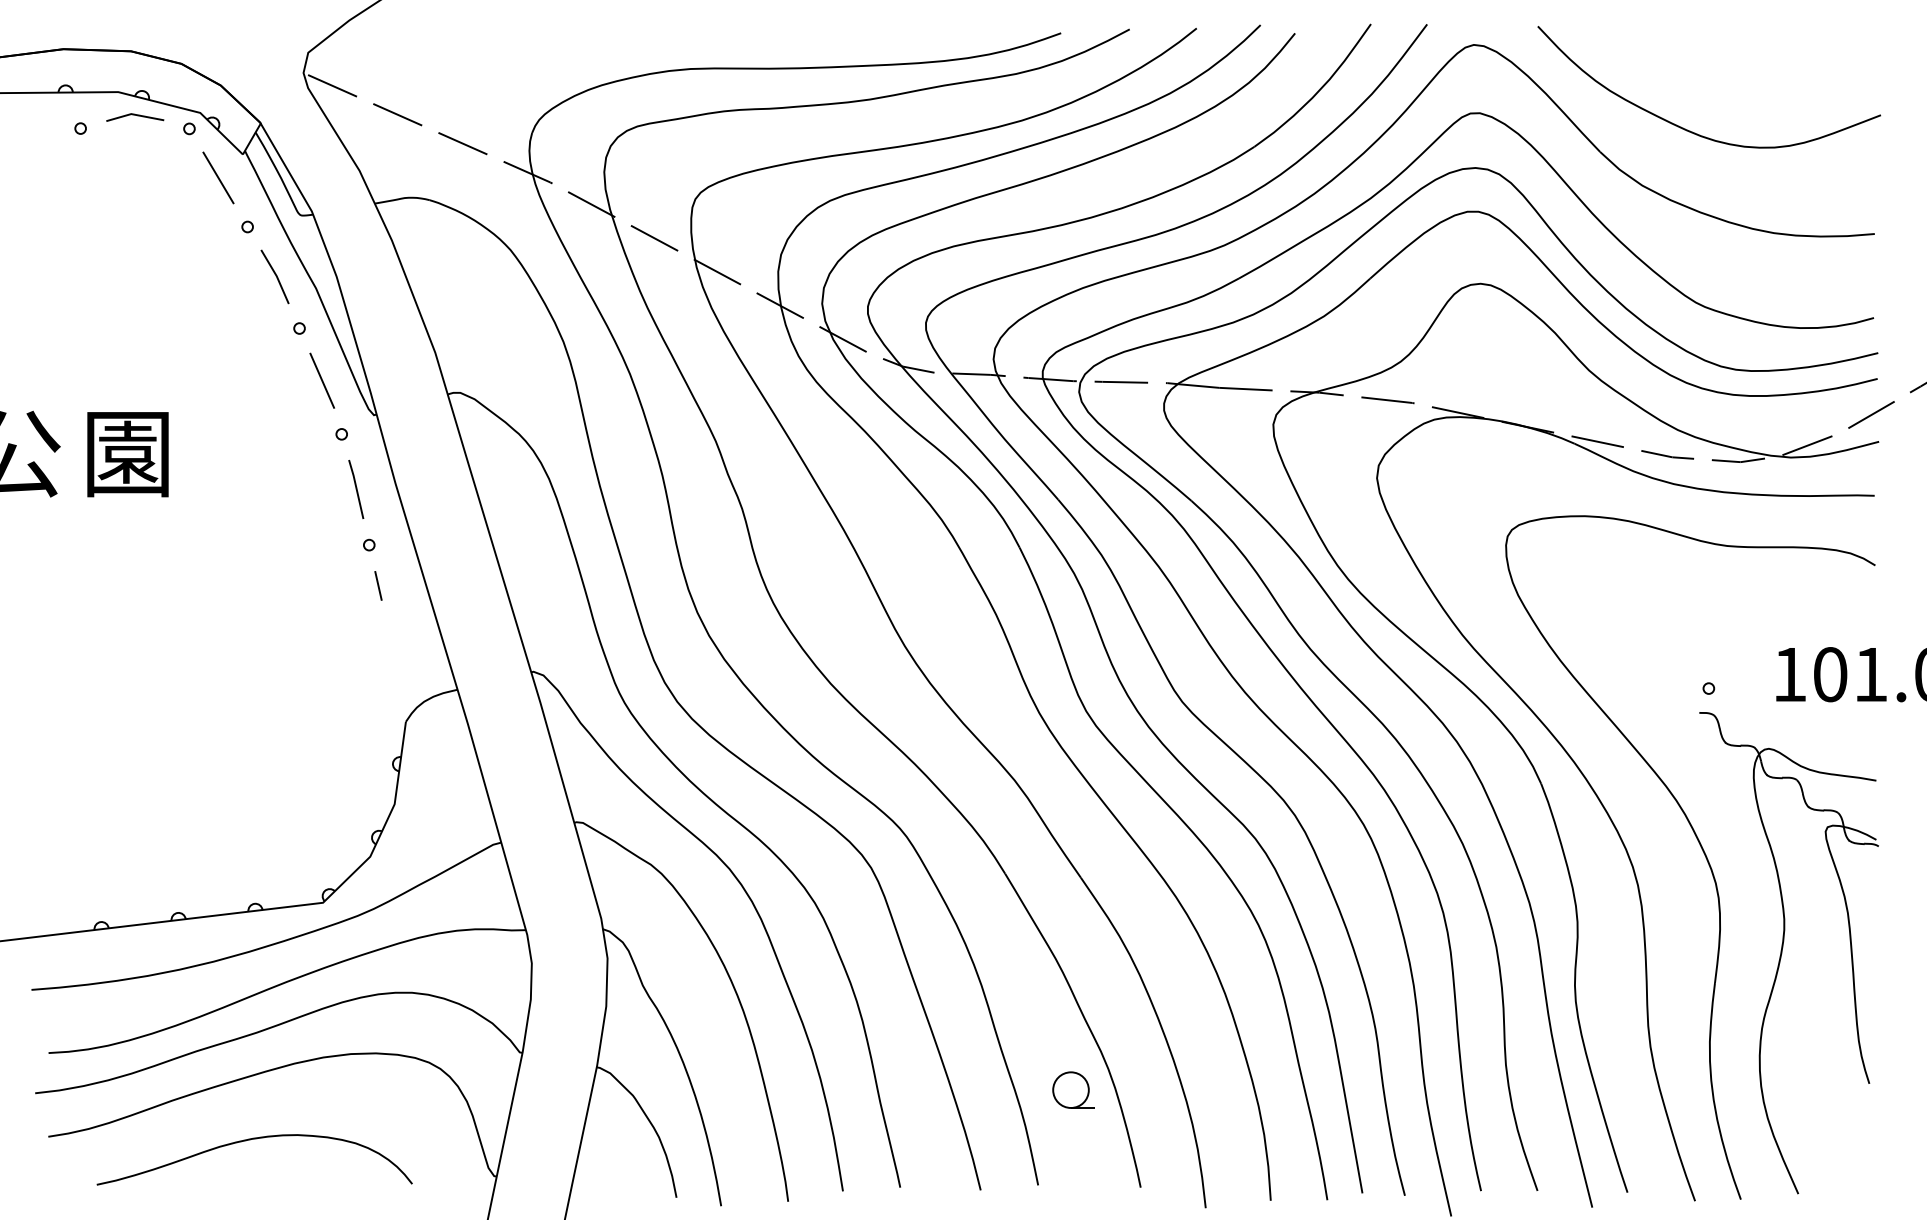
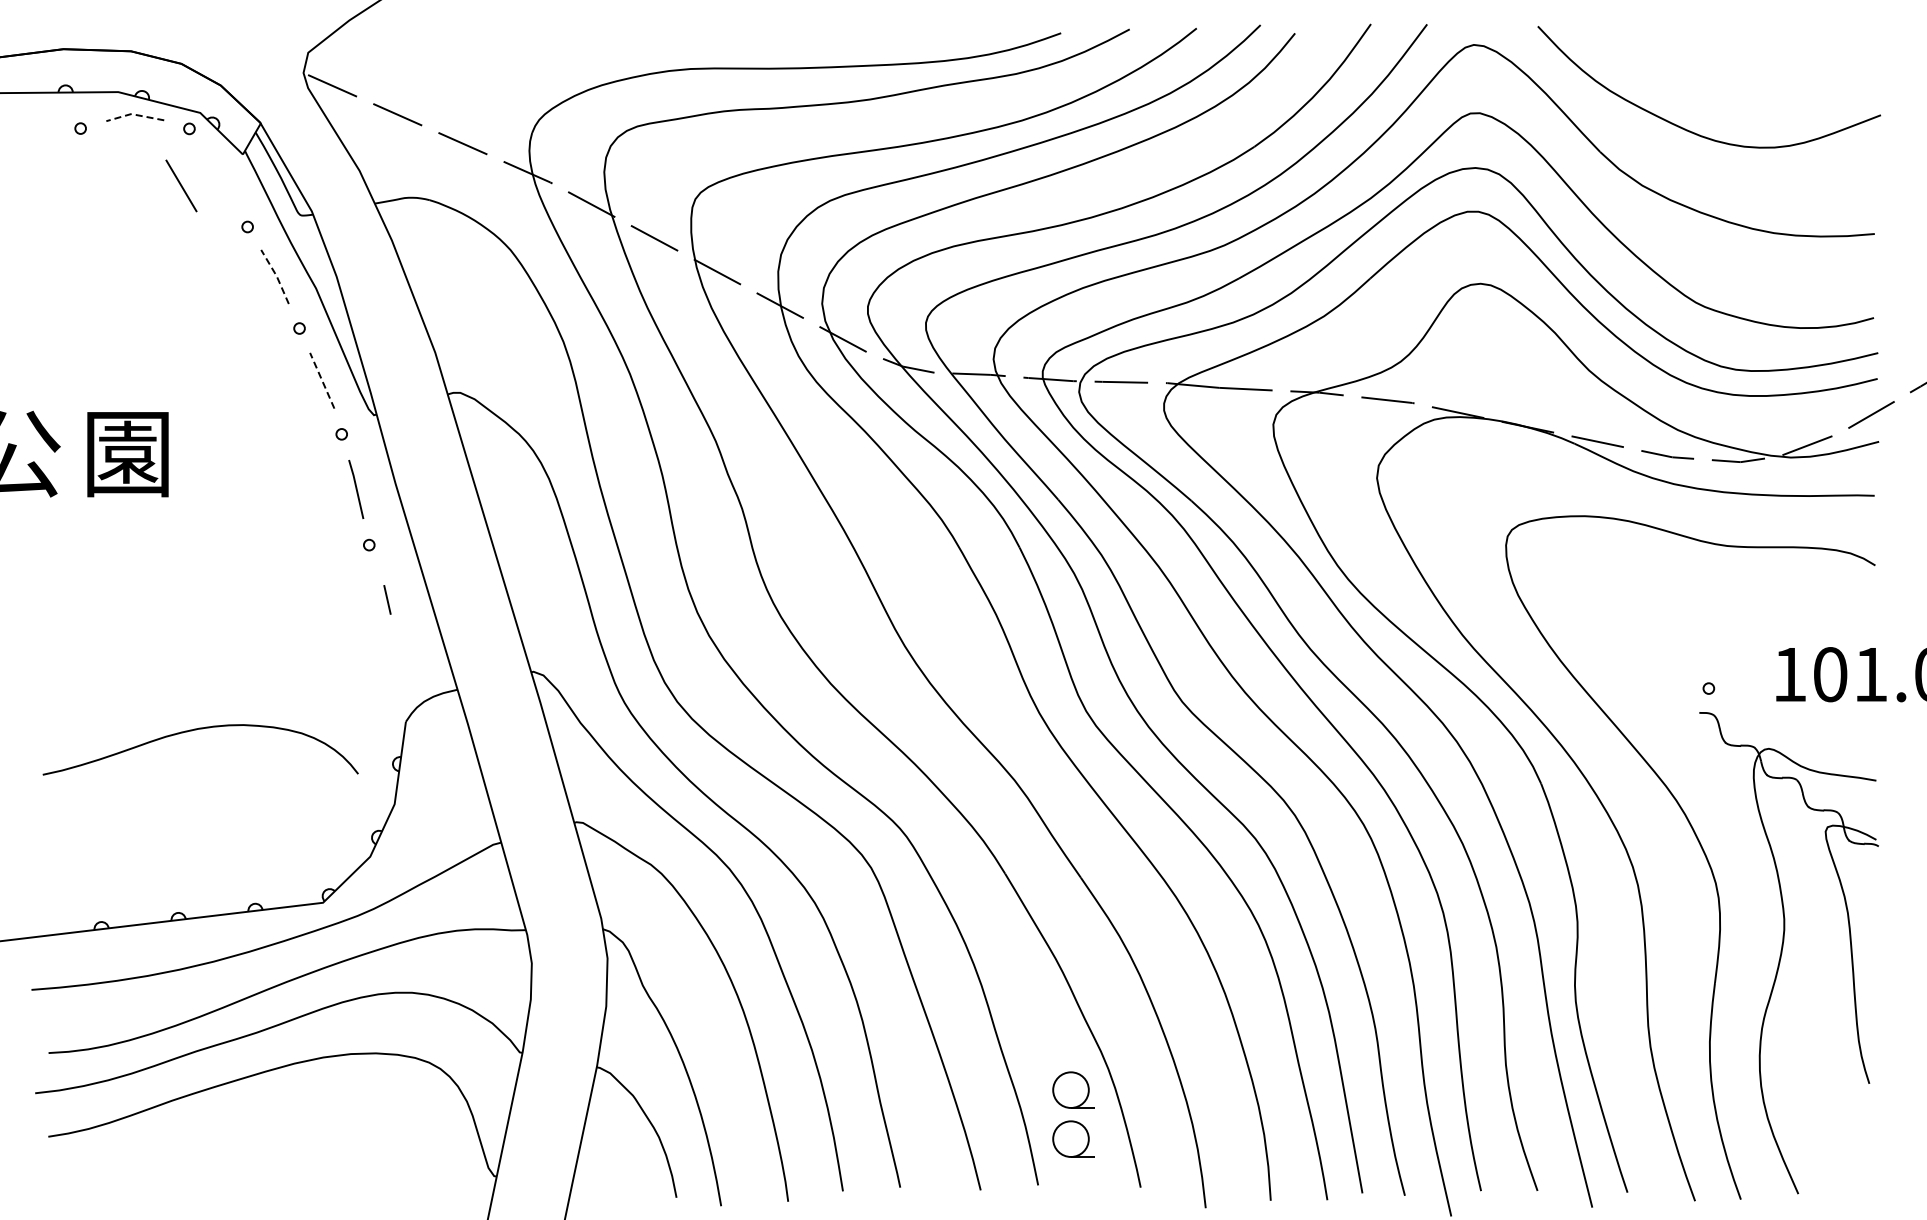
line: solid -> dashed (134, 114)
line position: (218, 177) -> (181, 185) (181, 185)
line: solid -> dashed (276, 276)
line: solid -> dashed (322, 380)
line position: (378, 585) -> (387, 599) (387, 599)
part: none -> present (1073, 1138)
curve position: (250, 1140) -> (196, 730) (196, 730)
